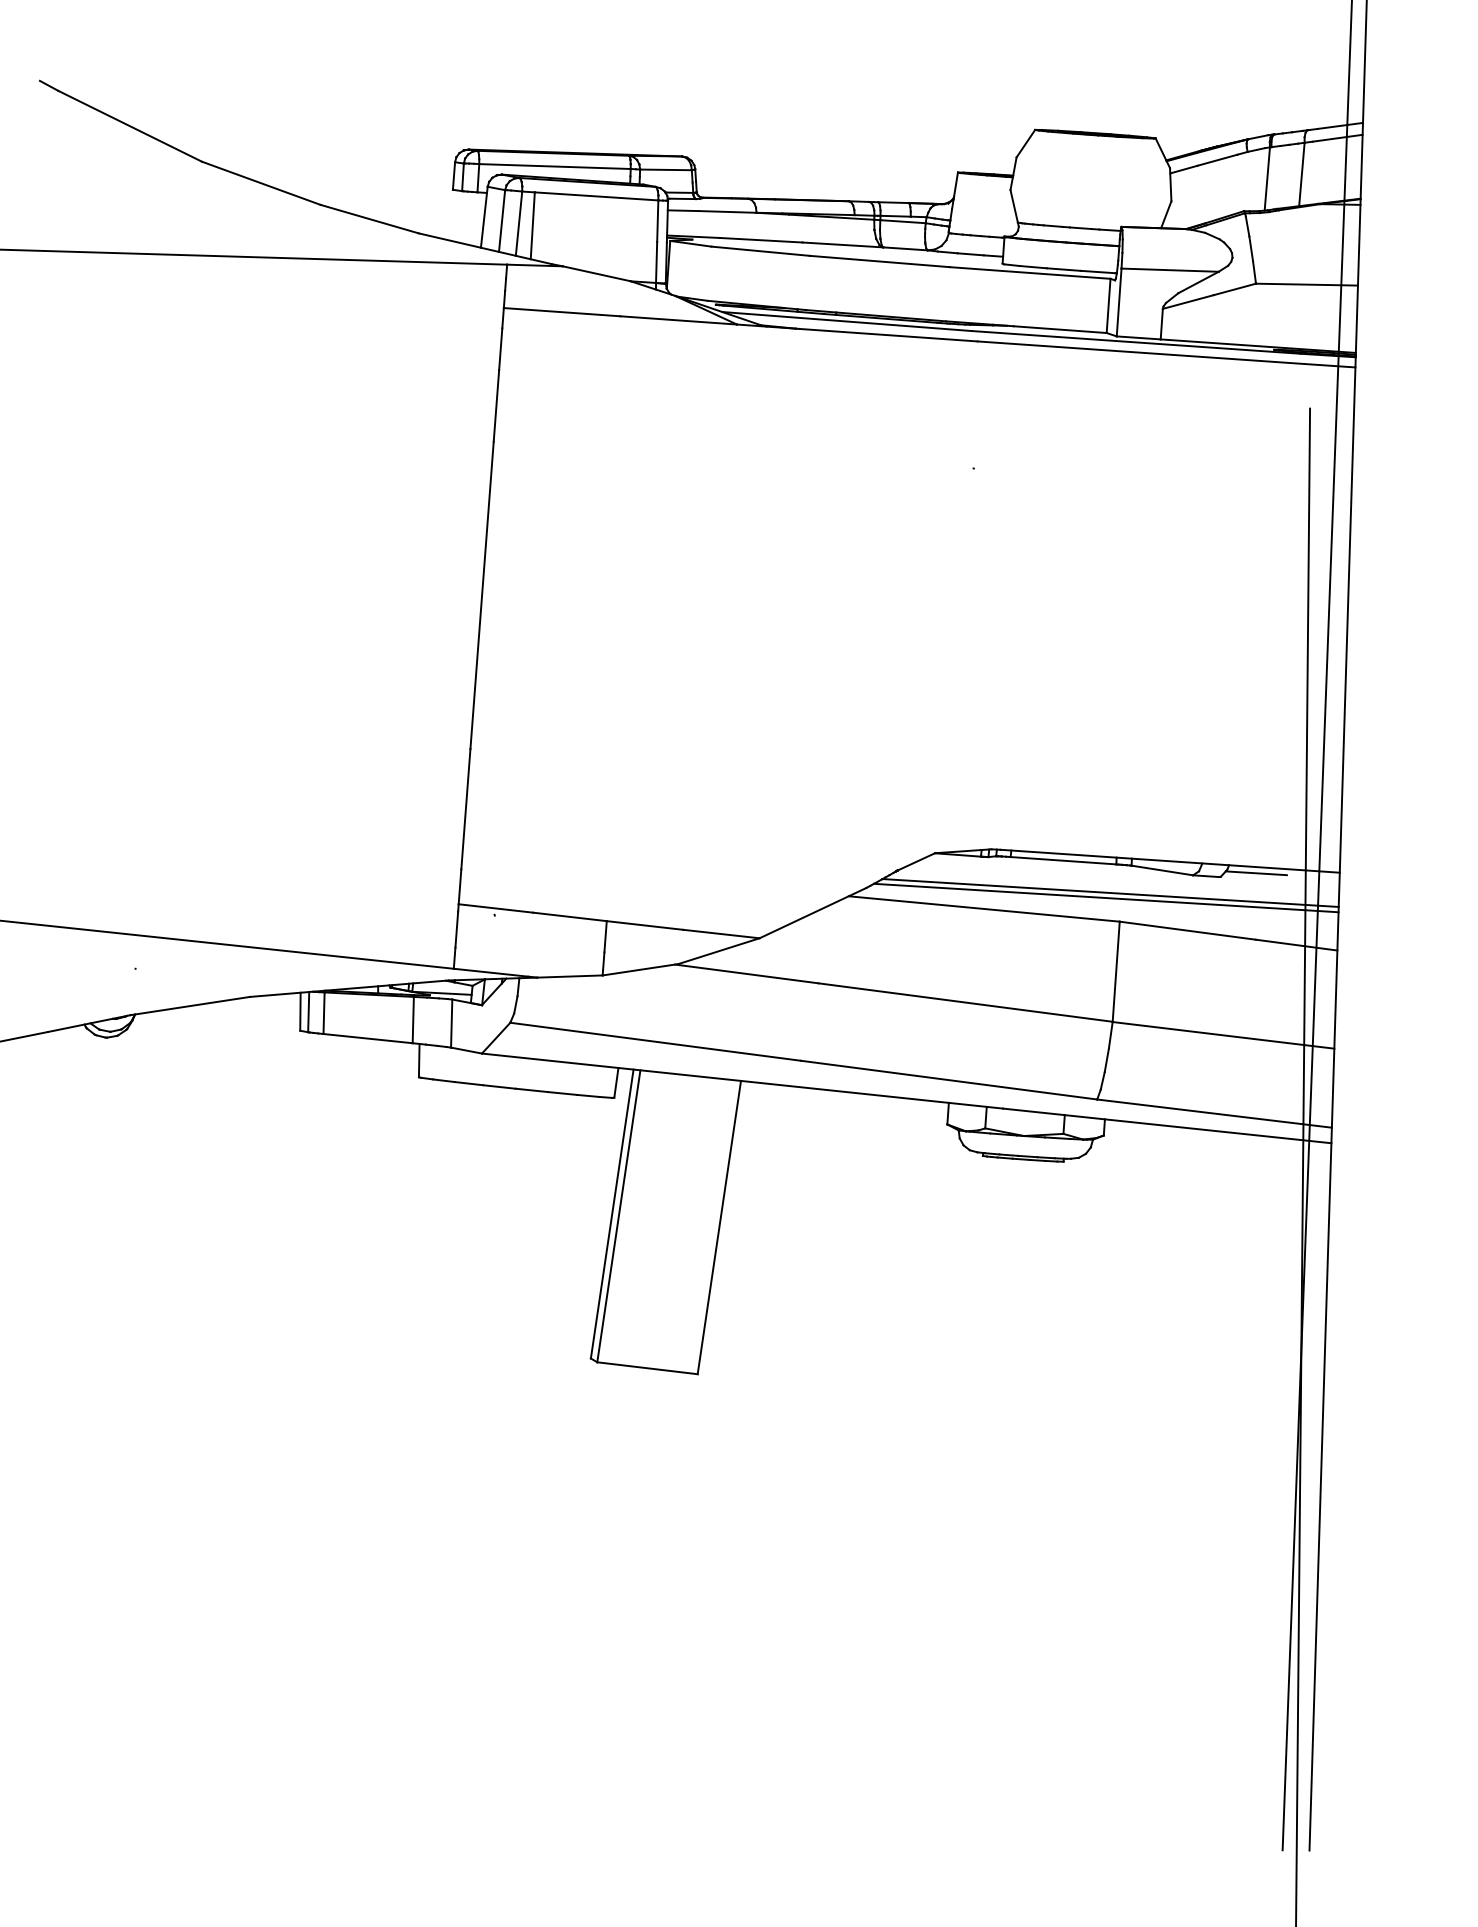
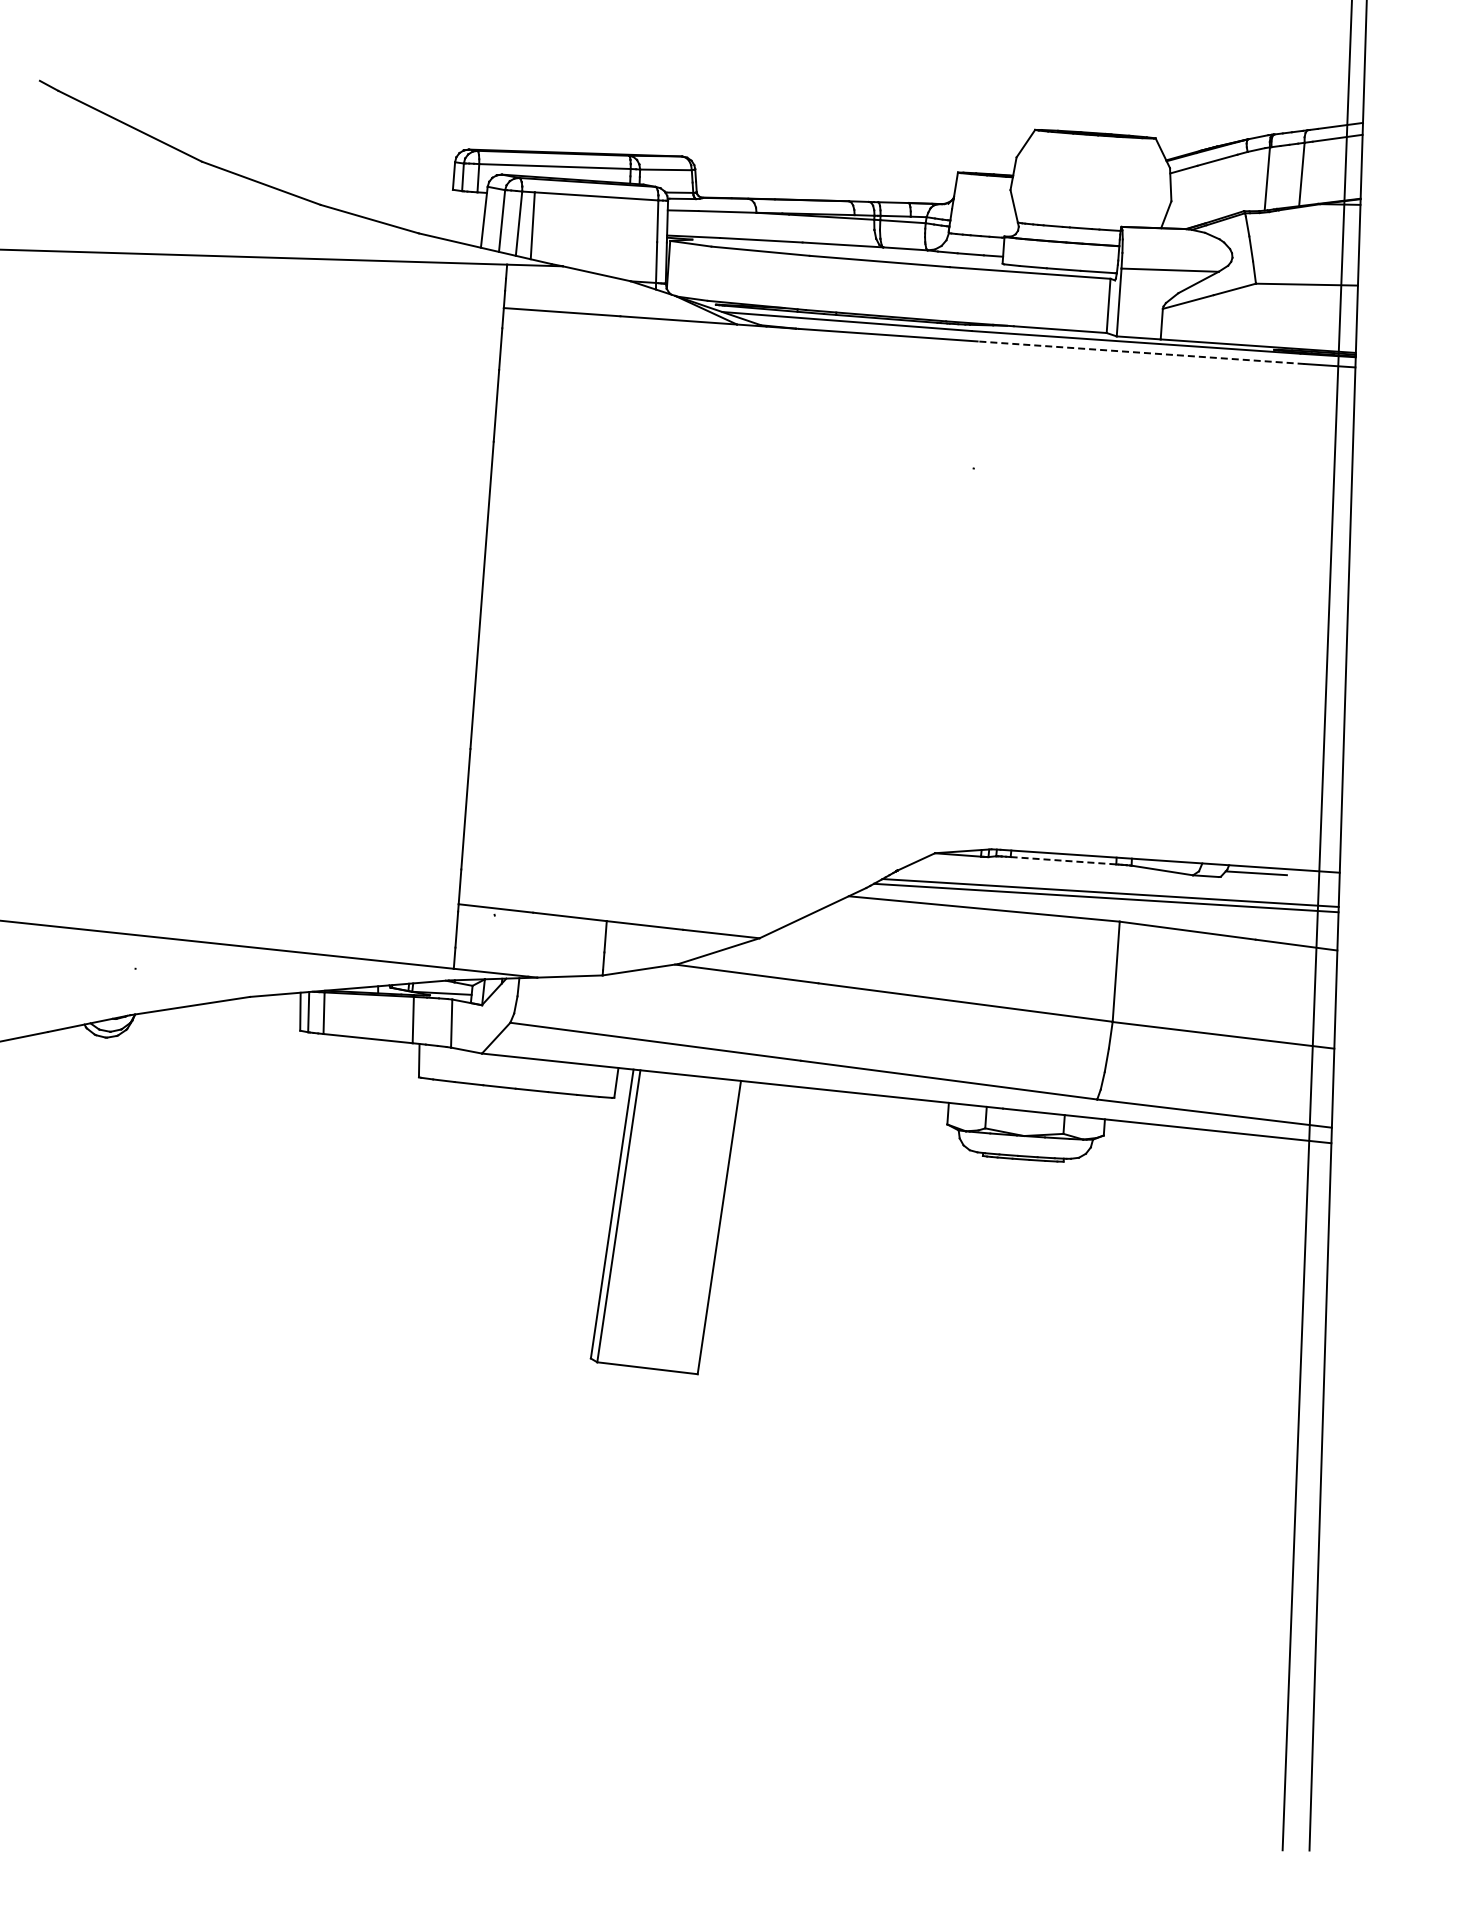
line: solid -> dashed (1141, 352)
line: solid -> dashed (1063, 860)
line: present -> none (1303, 1165)
